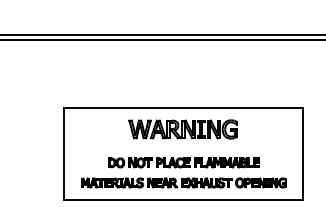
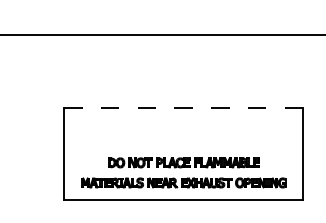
line: present -> none (162, 40)
line: solid -> dashed (183, 108)
part: present -> none (182, 129)
